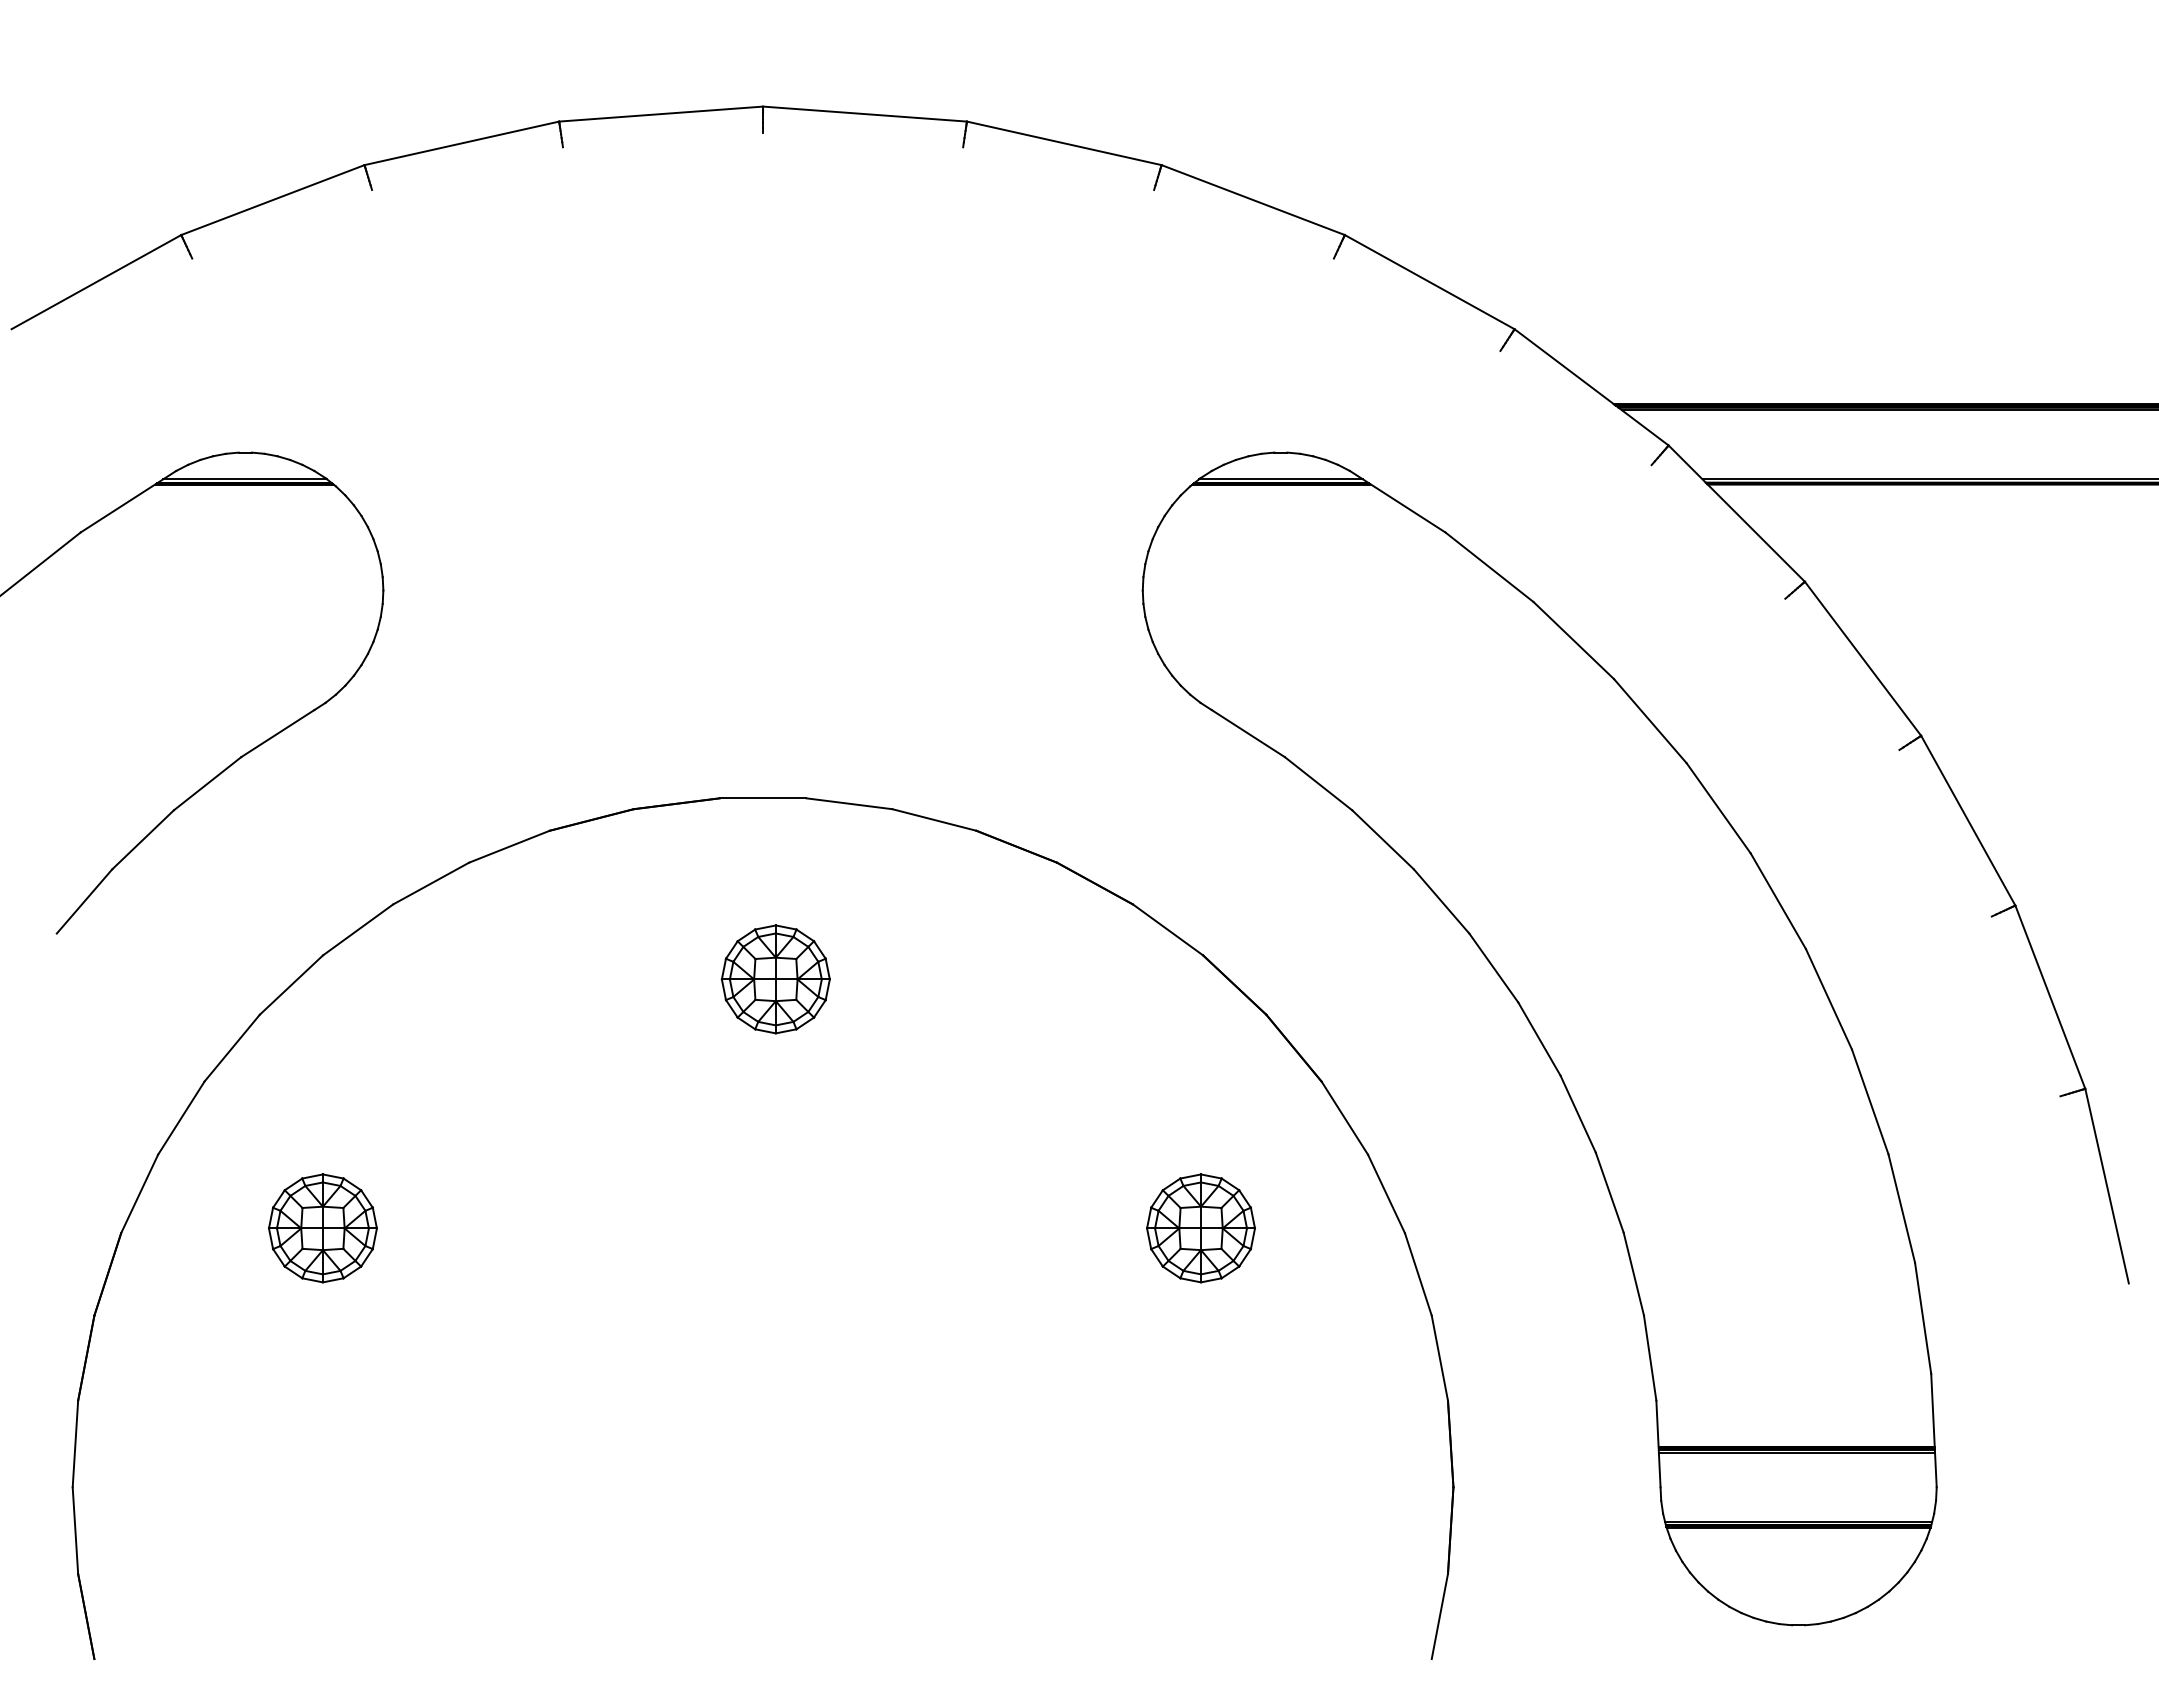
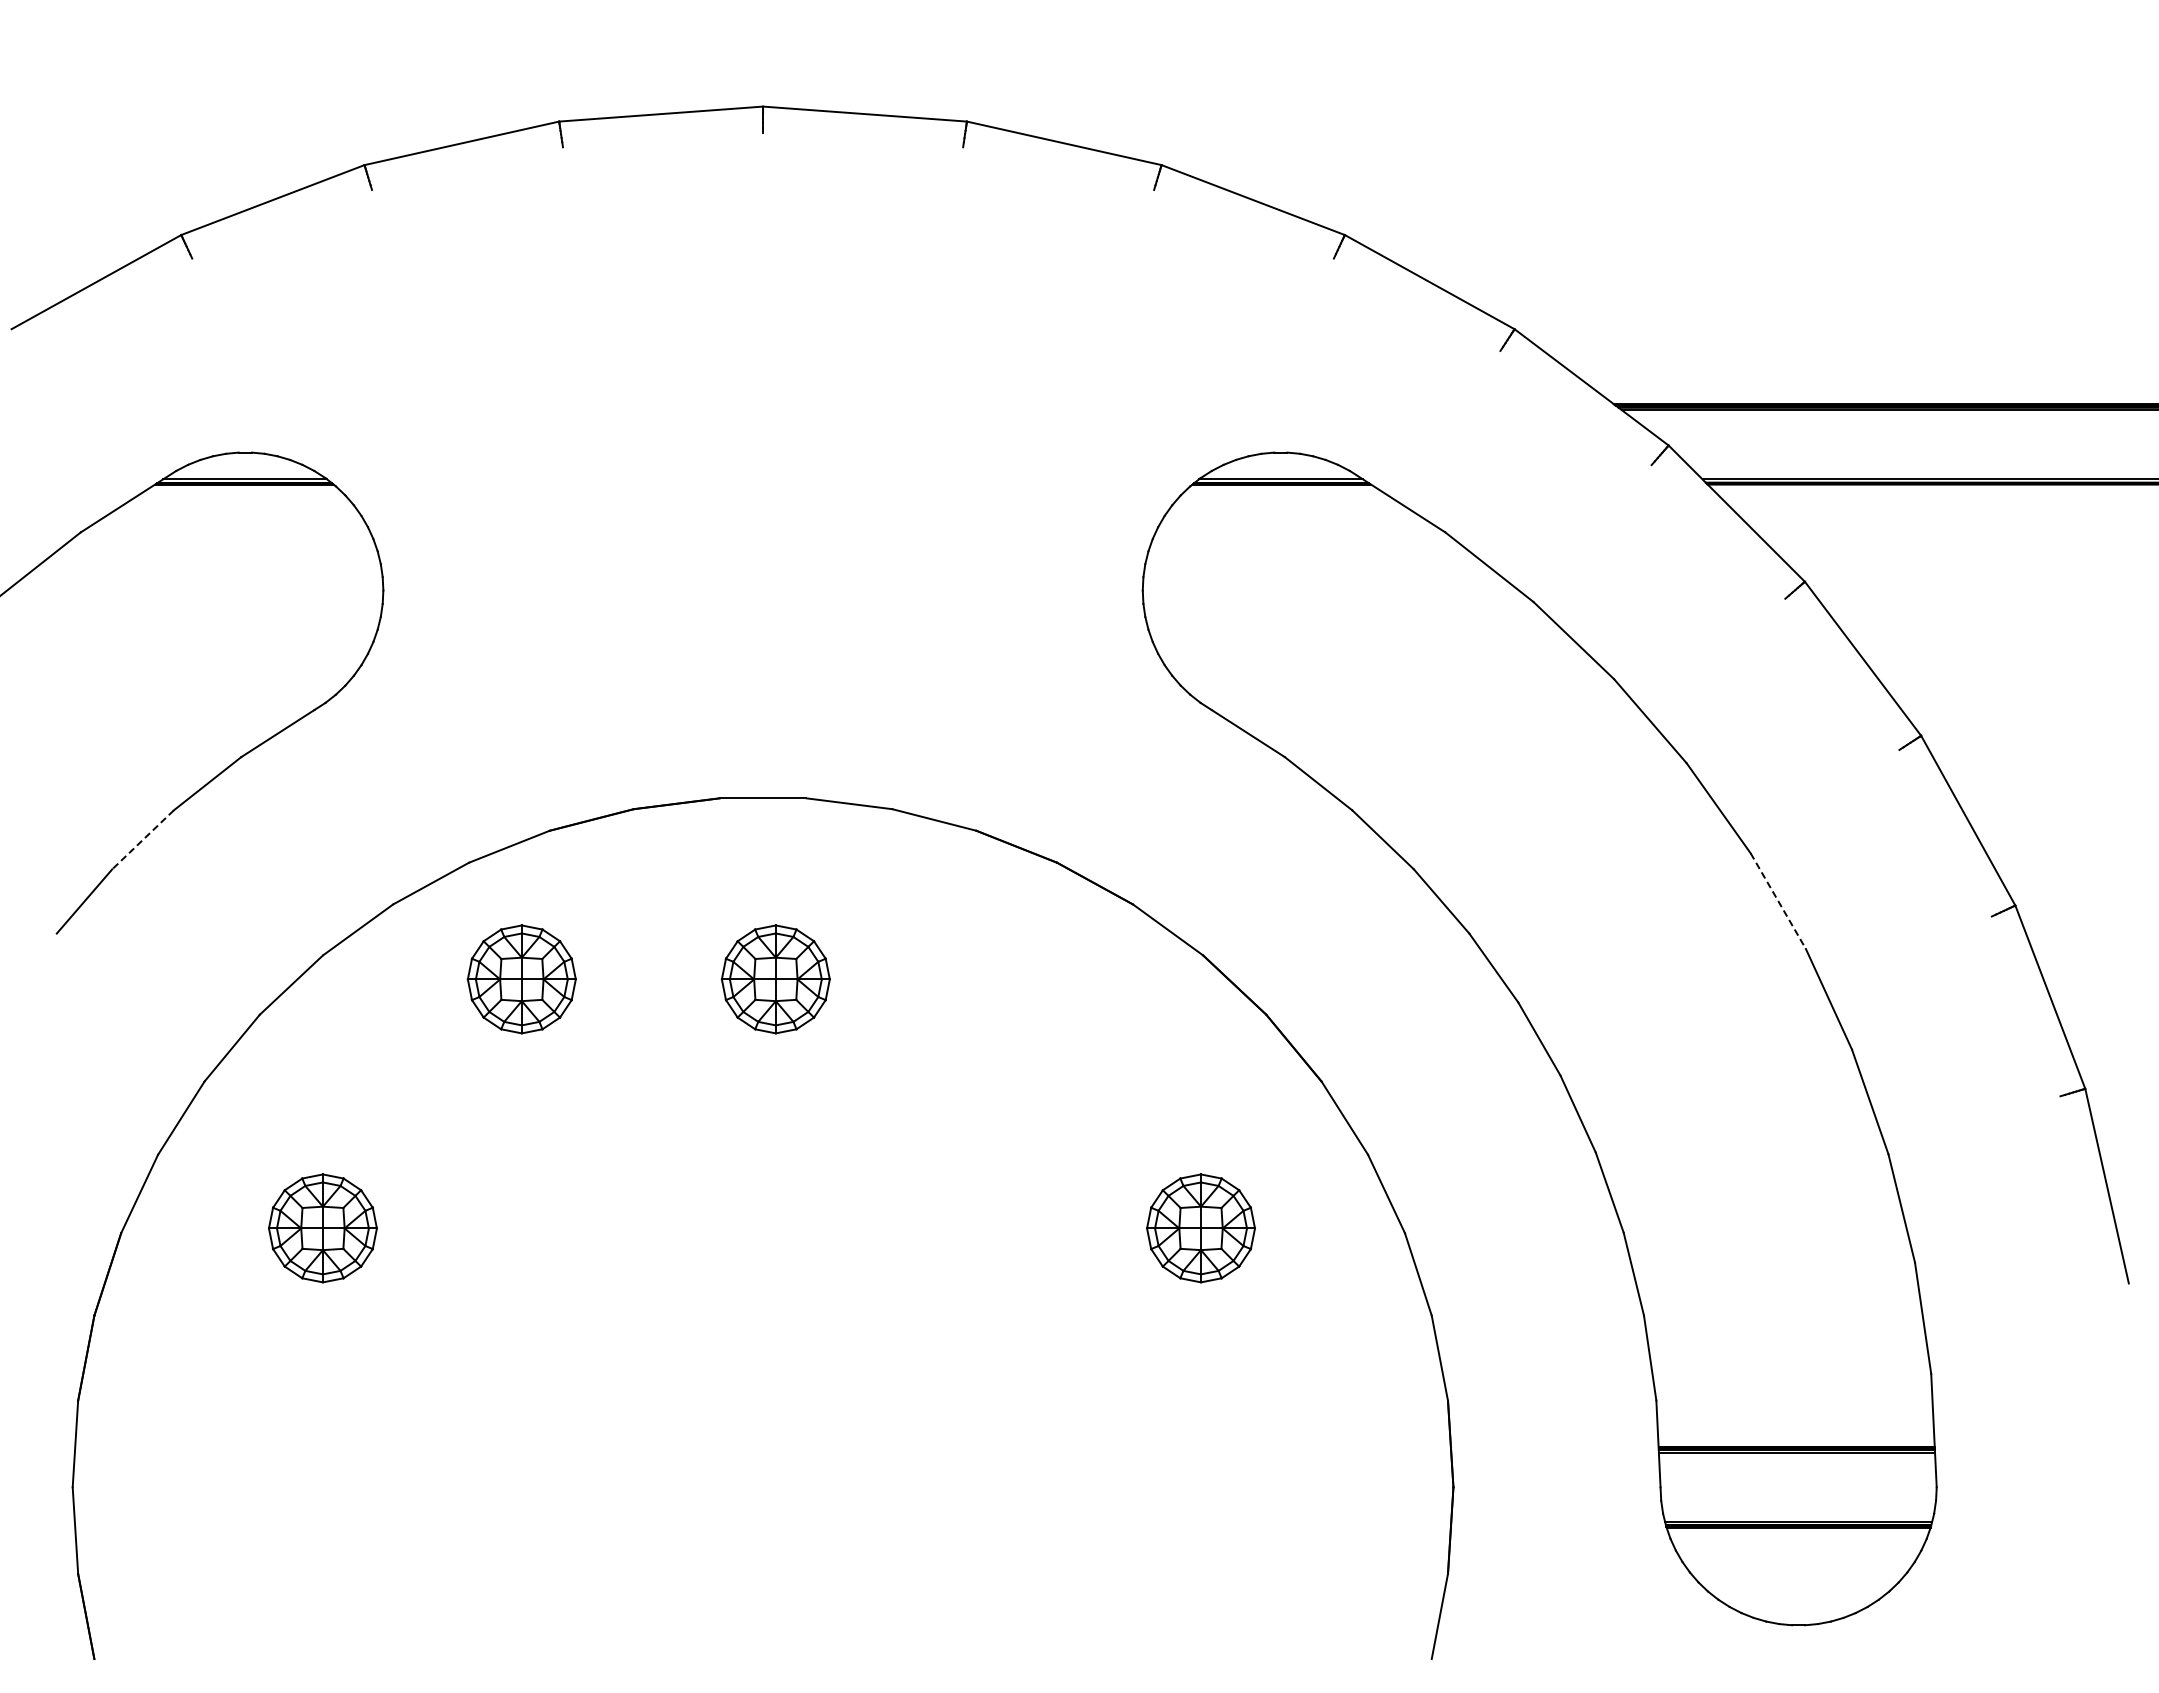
line: solid -> dashed (143, 839)
line: solid -> dashed (1778, 901)
part: none -> present (521, 979)
